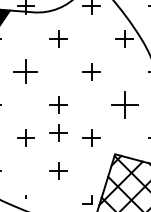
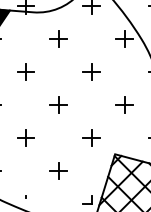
part size: 25x25 px -> 18x18 px (25, 71)
part size: 28x28 px -> 19x18 px (124, 104)
part: present -> none (58, 132)
